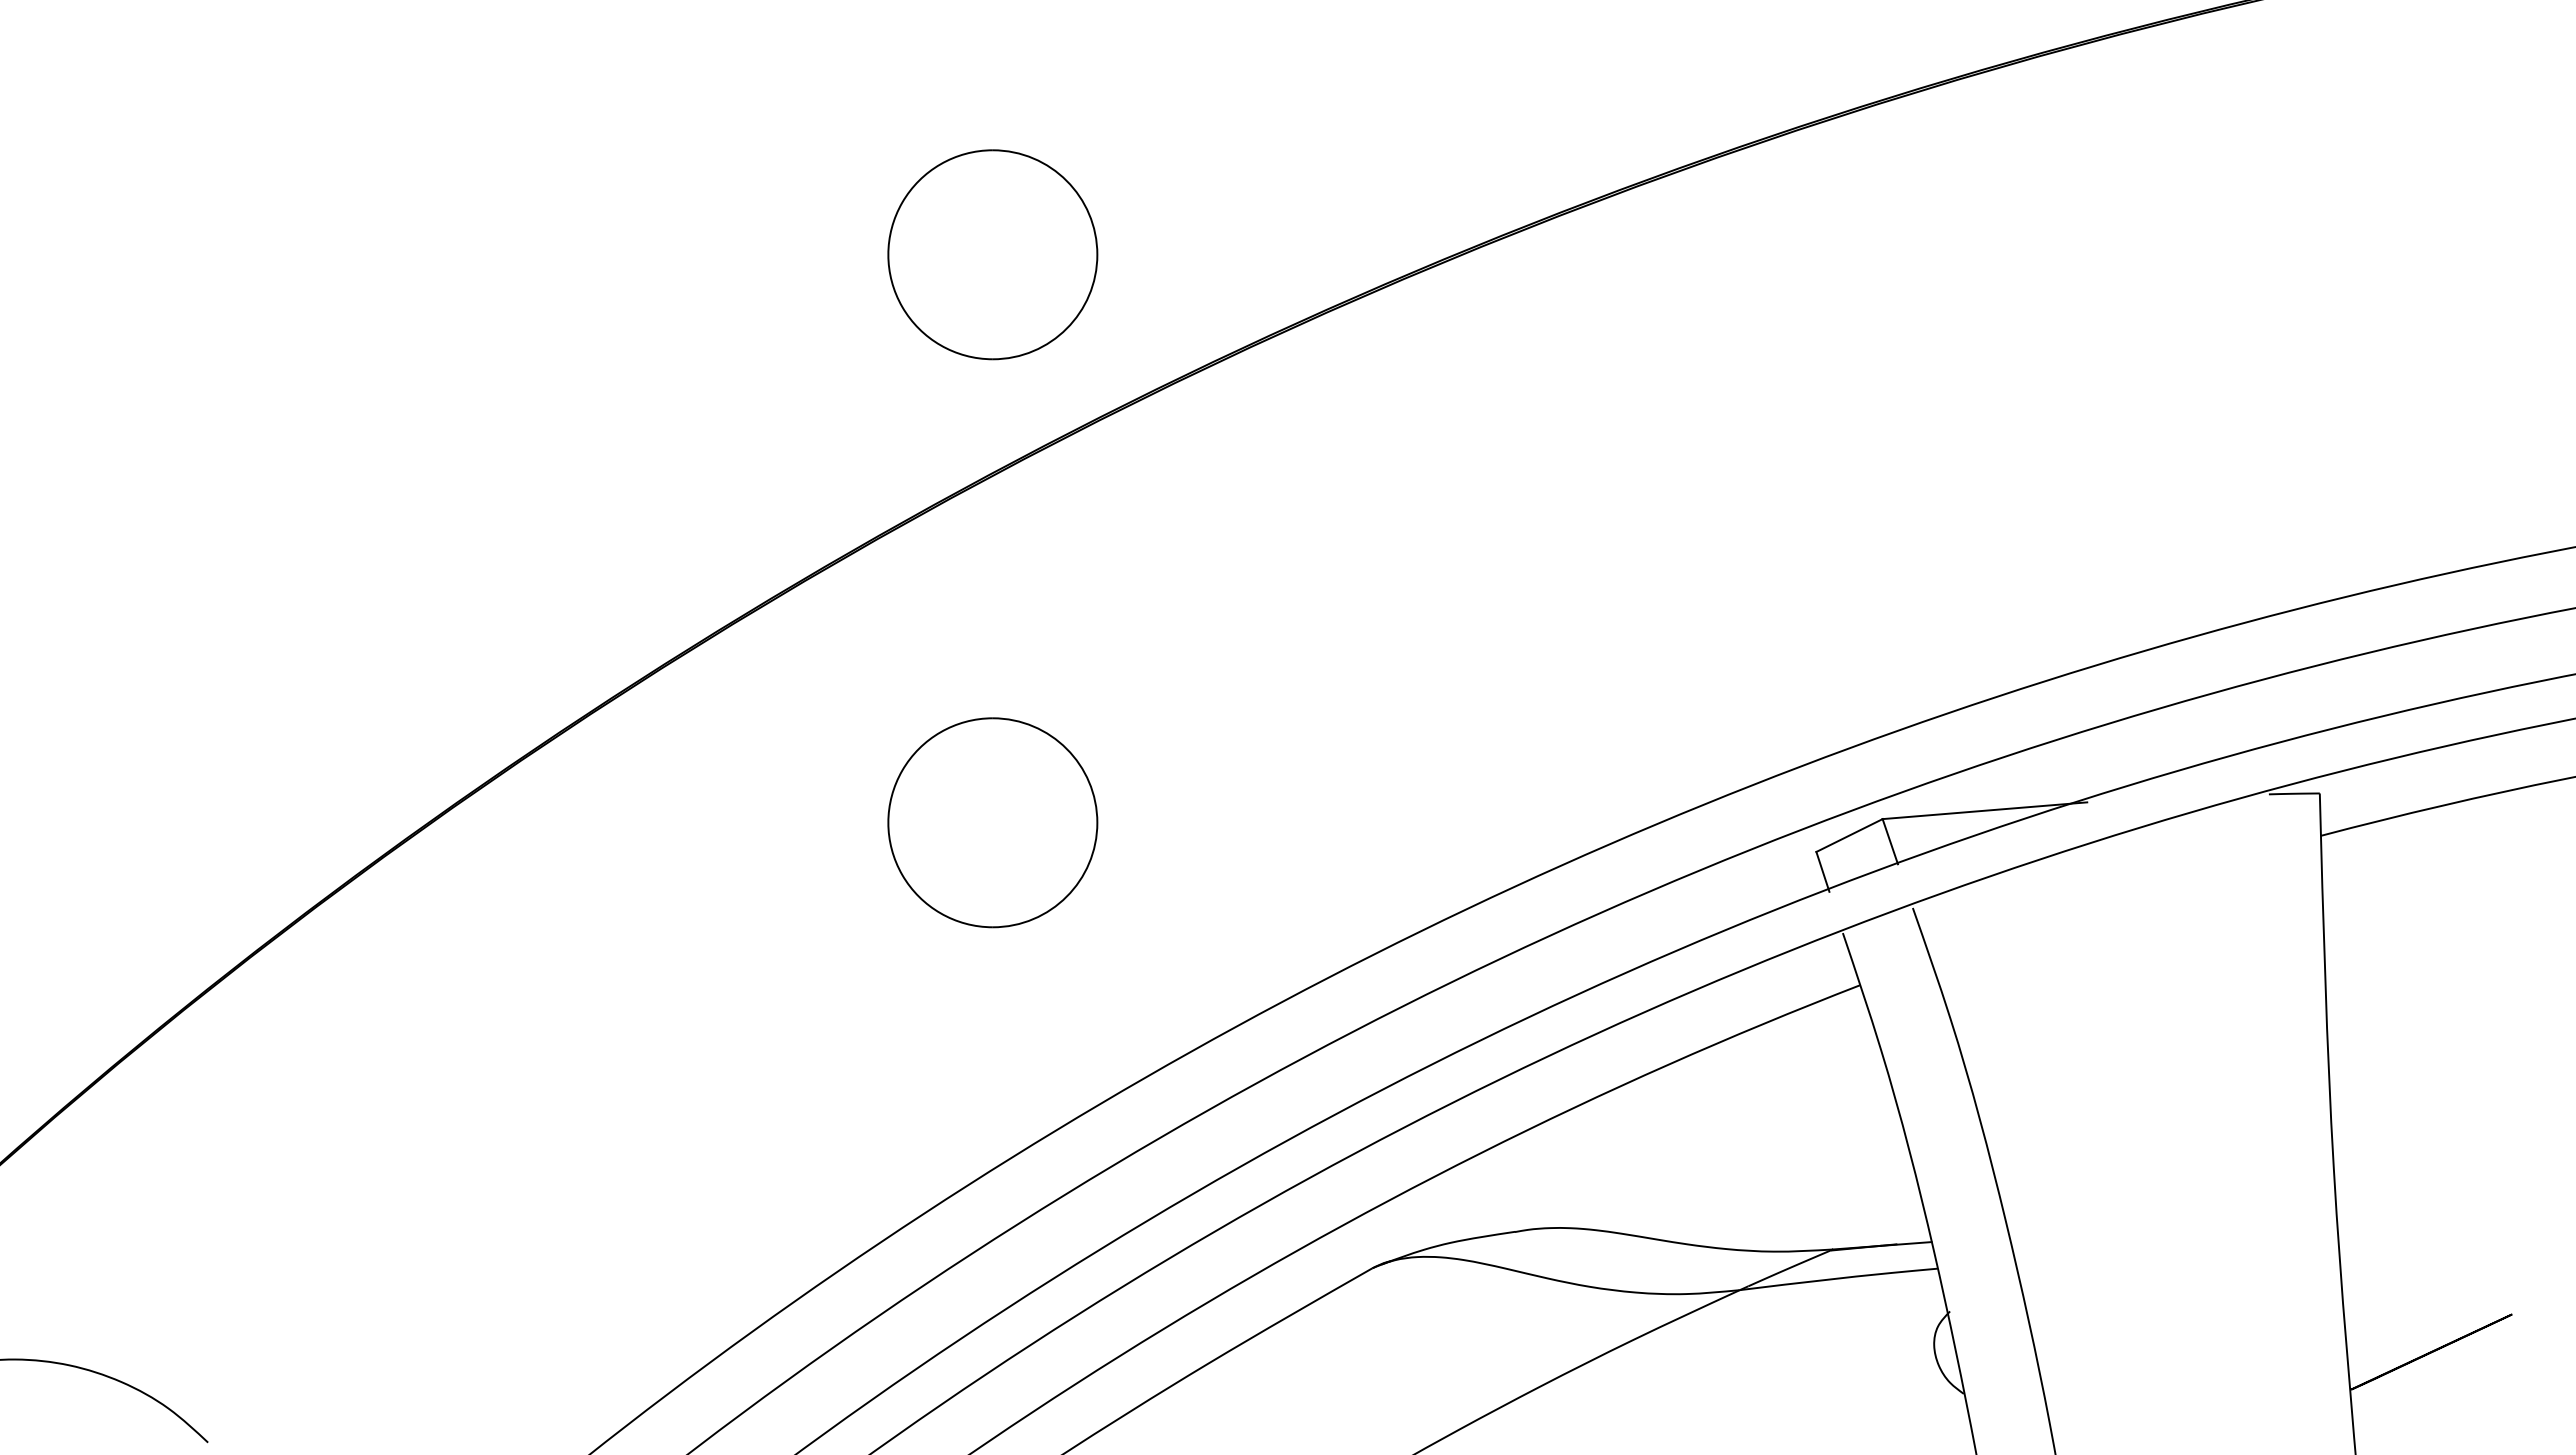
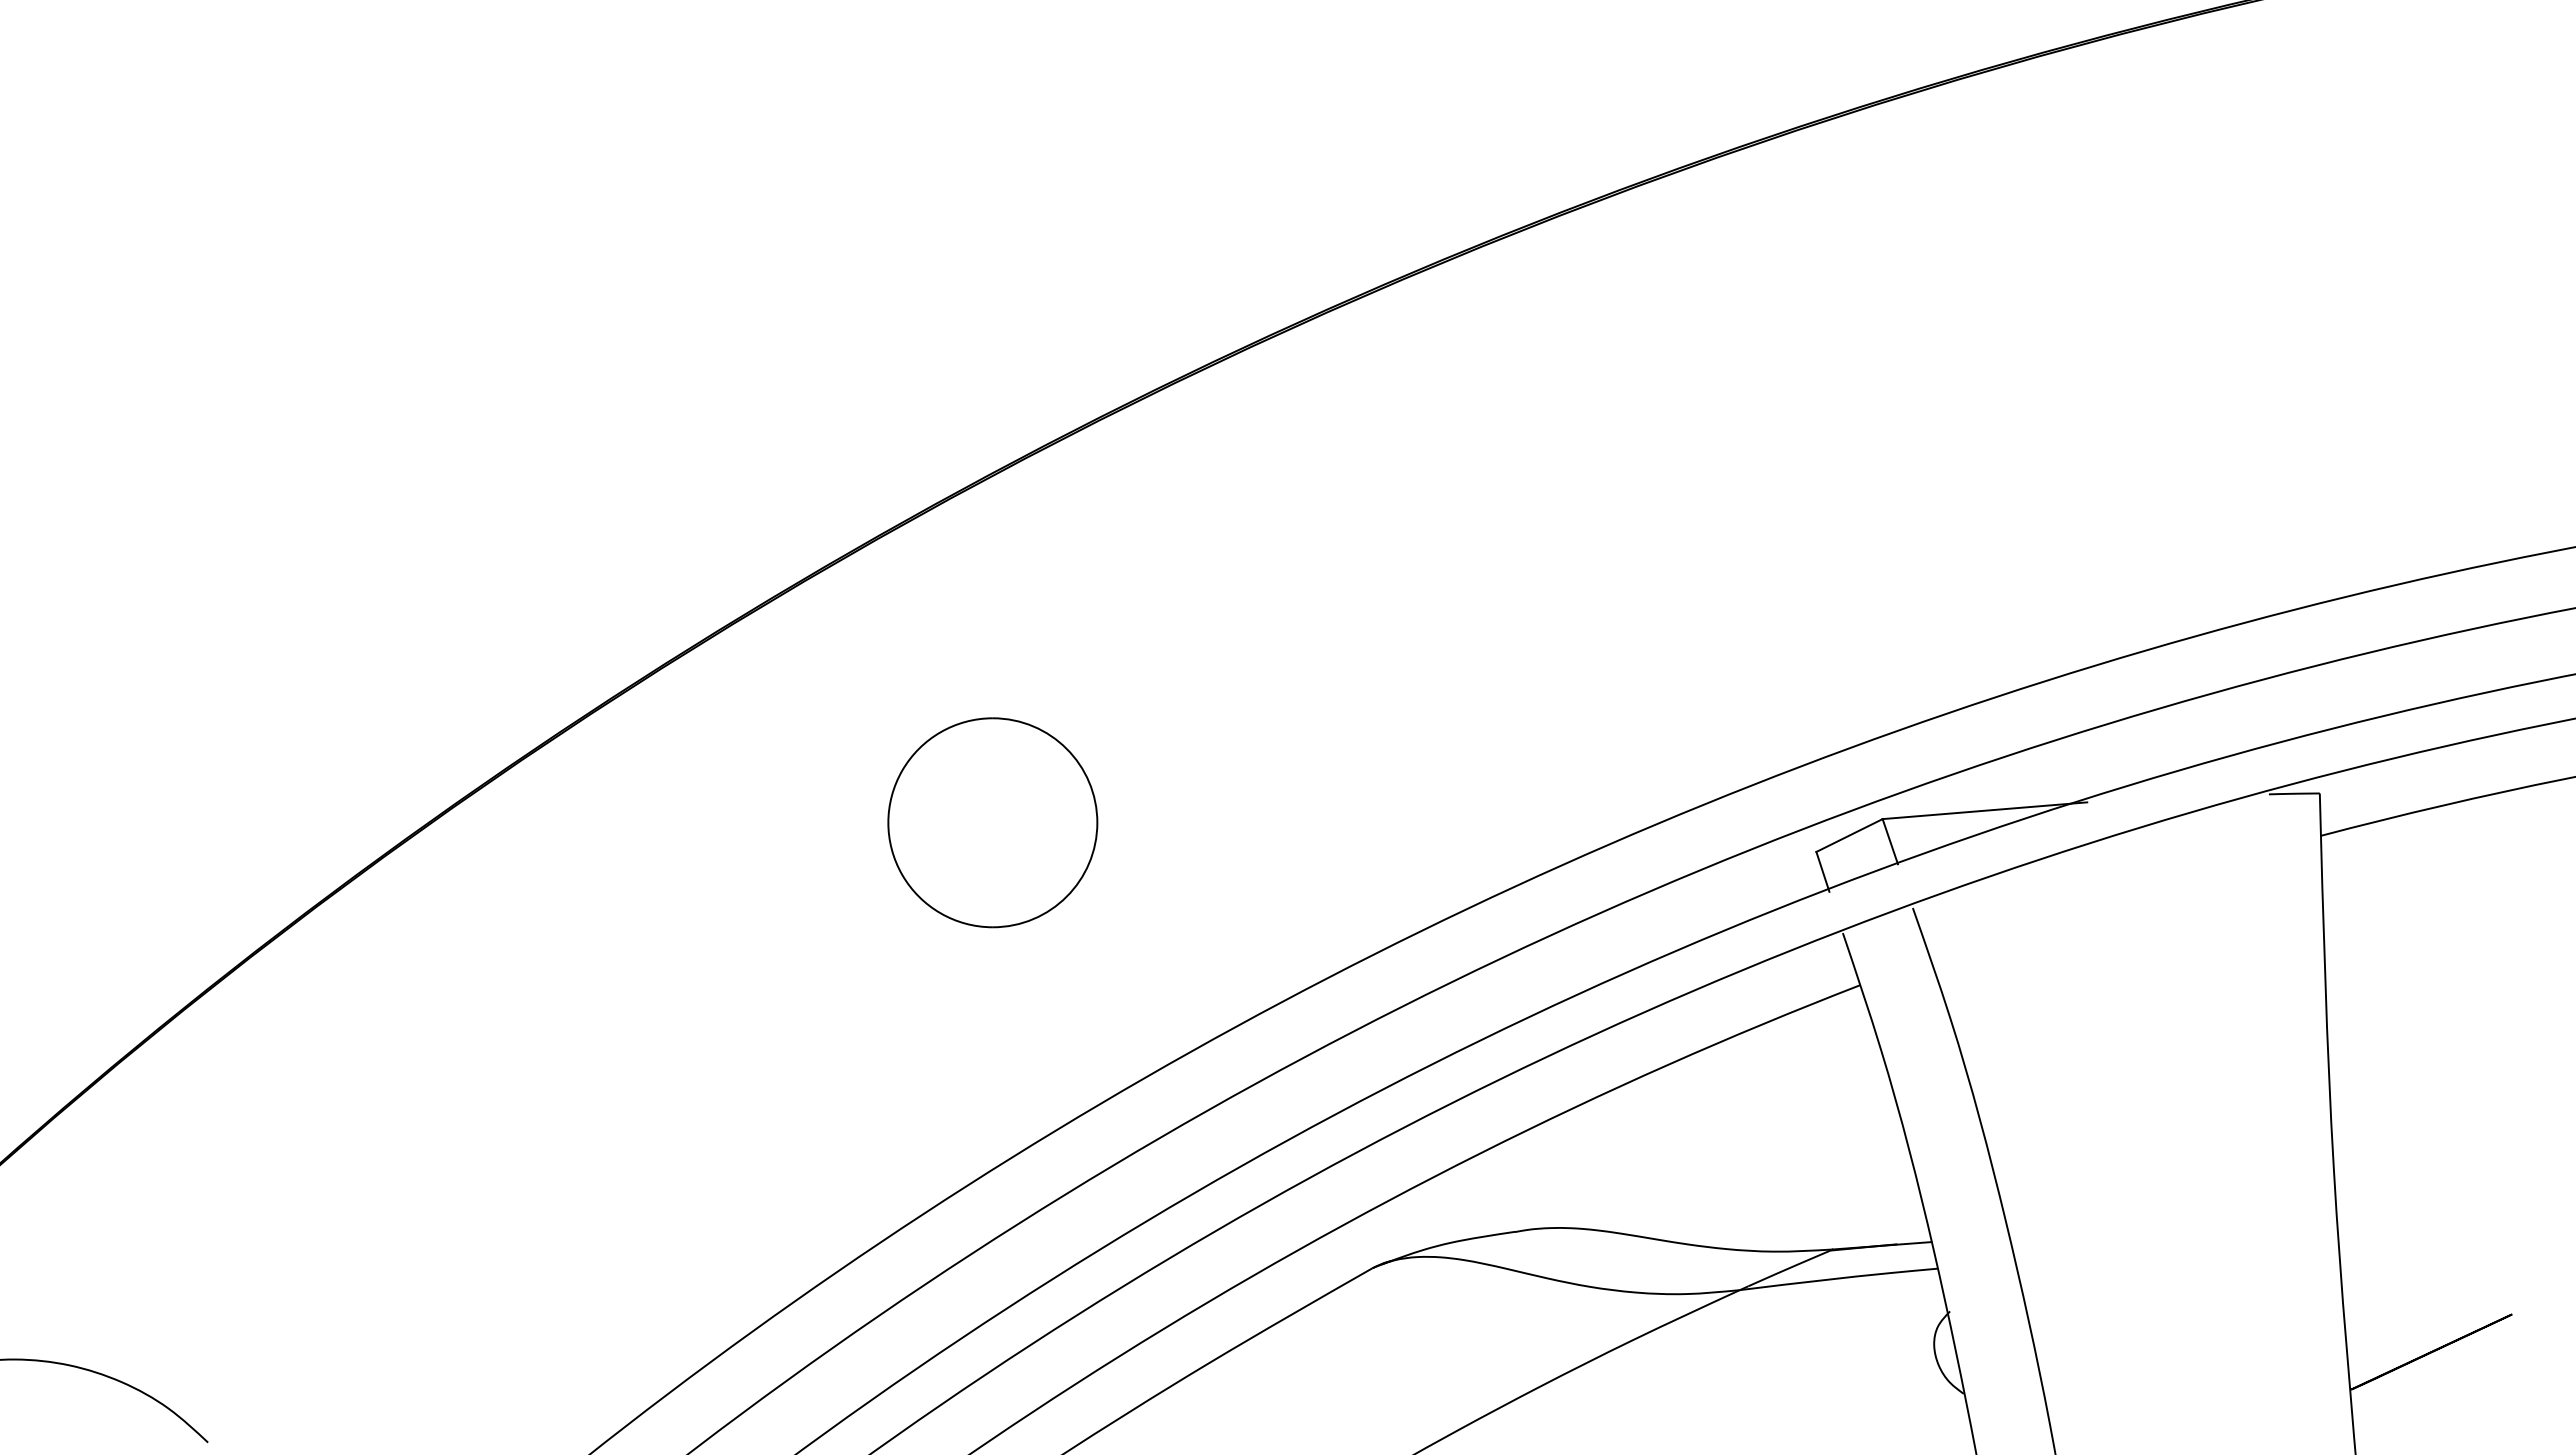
part: present -> none (992, 254)
